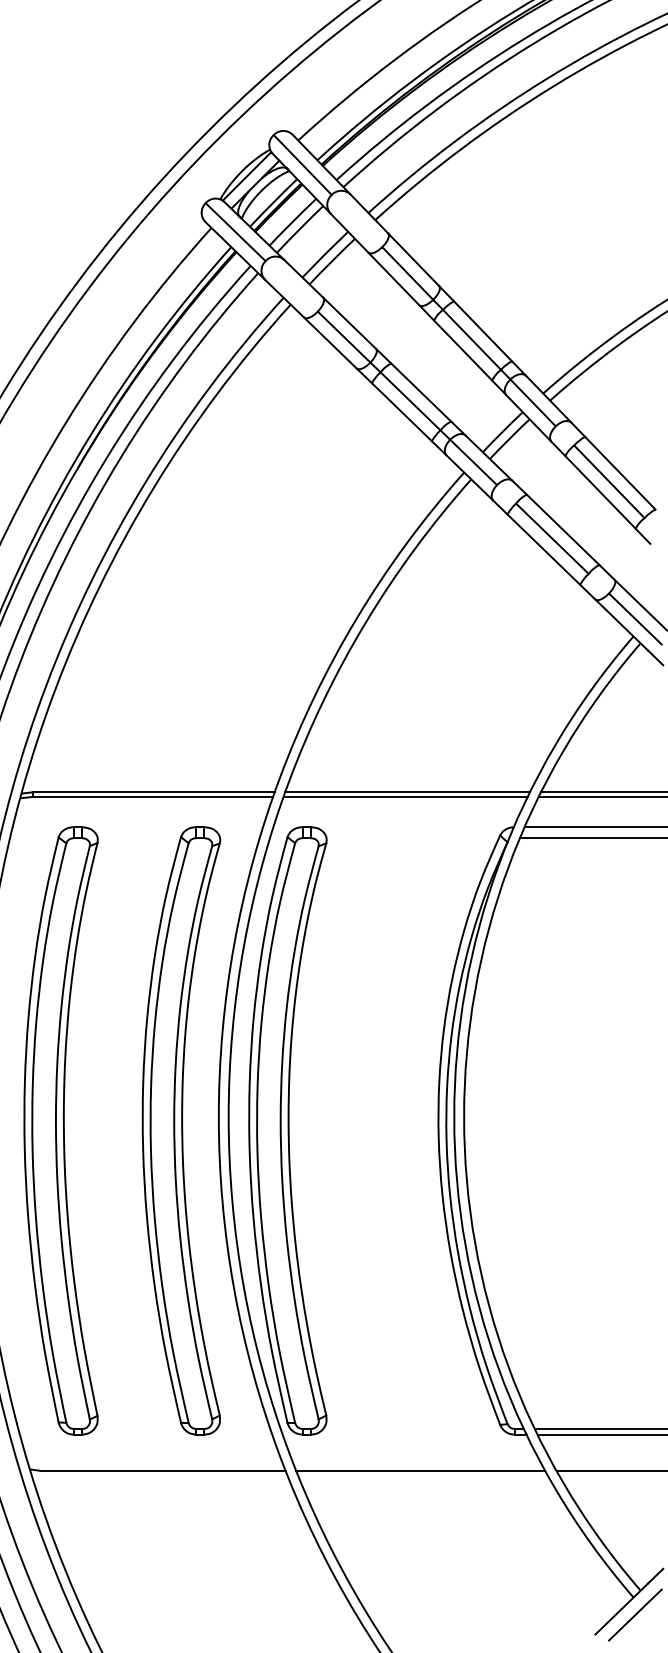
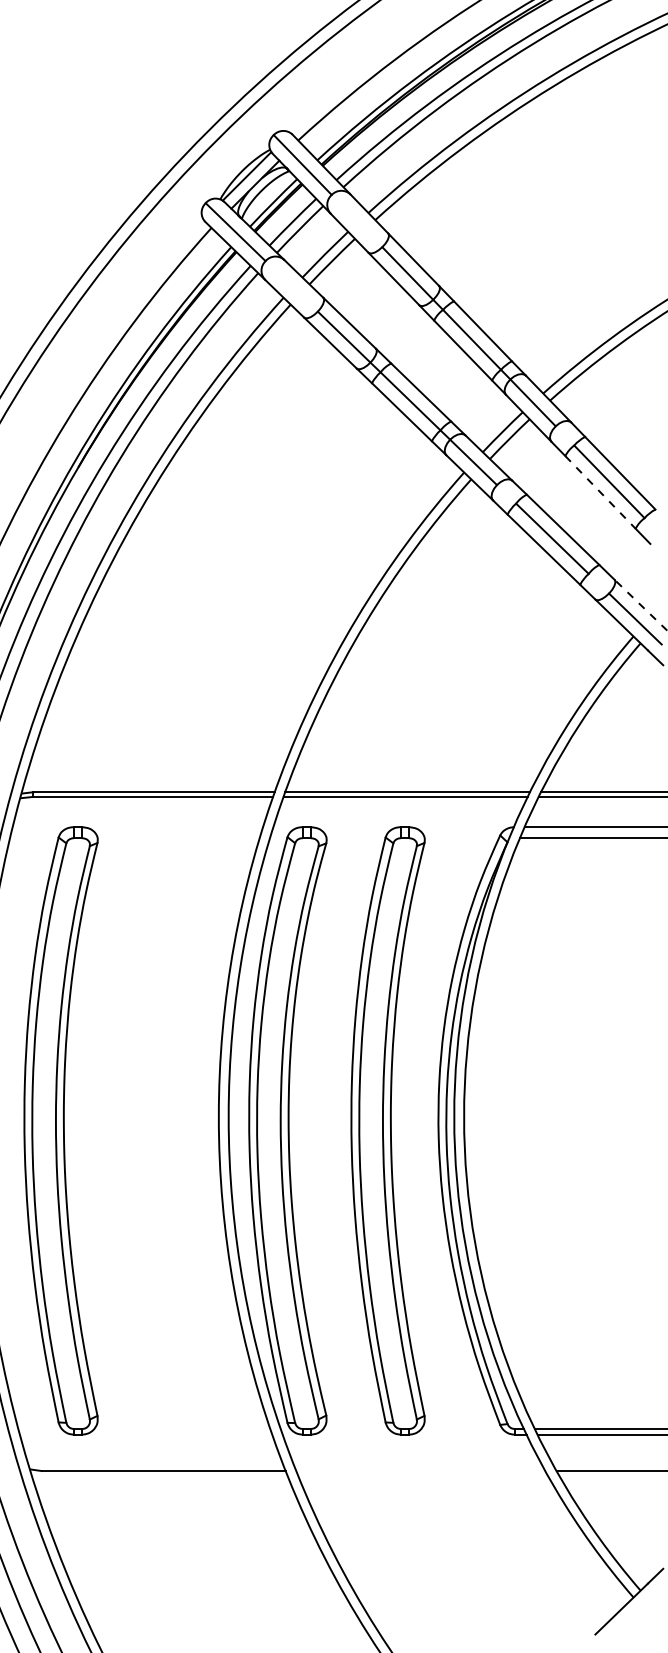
line: solid -> dashed (600, 492)
line: solid -> dashed (640, 605)
part: present -> none (181, 1130)
part: none -> present (387, 1130)
line: present -> none (420, 1471)
line: present -> none (635, 1614)
